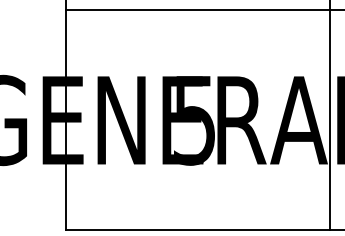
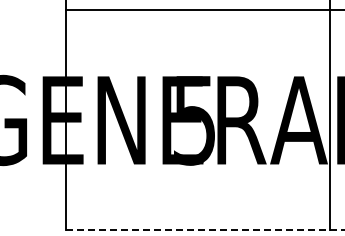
line: solid -> dashed (205, 229)
